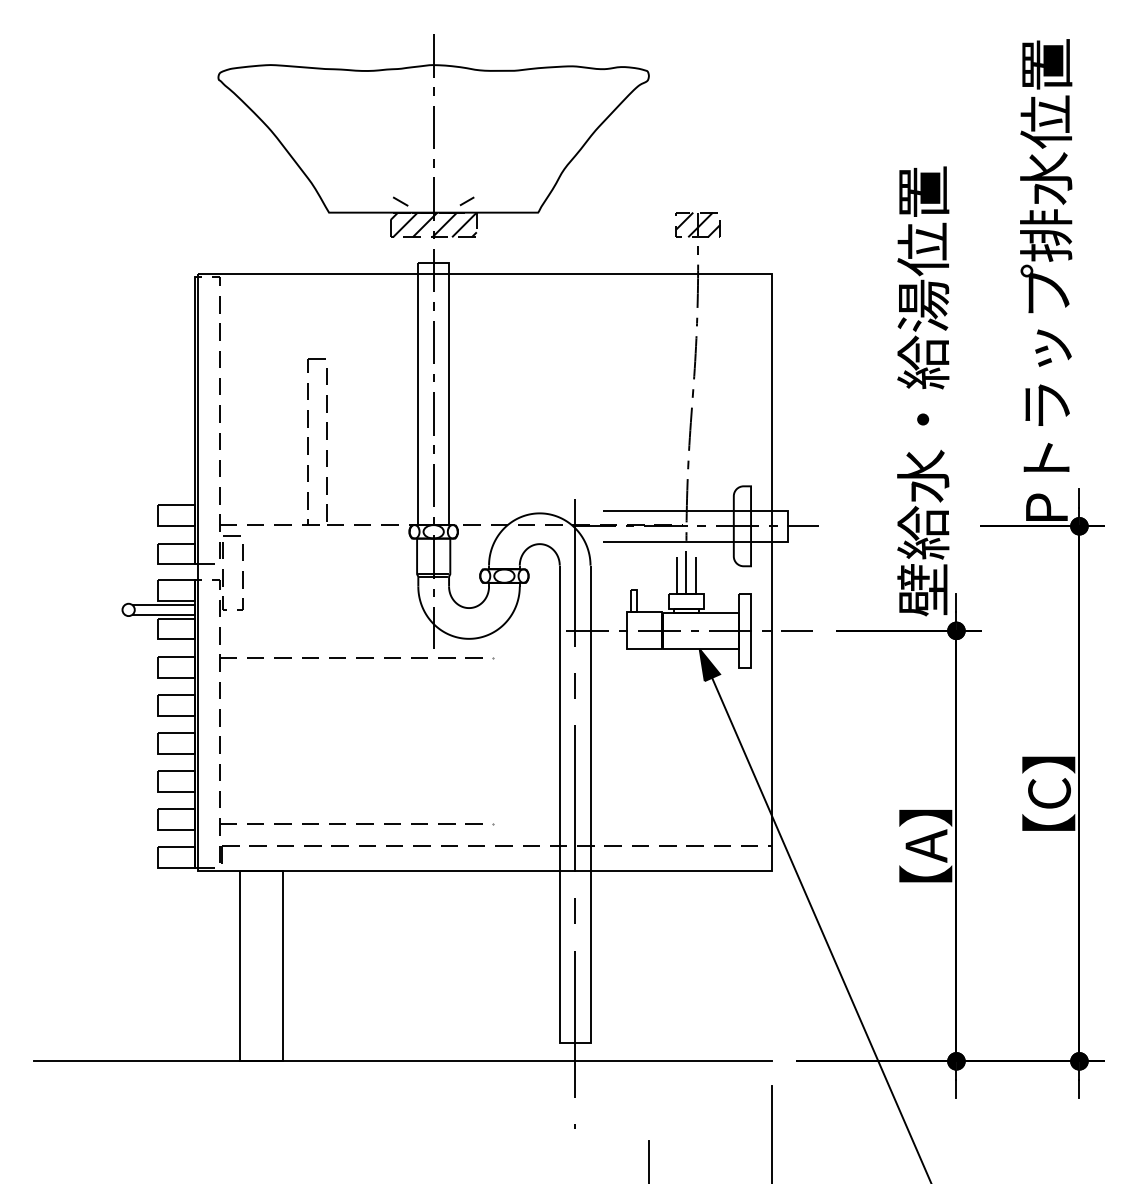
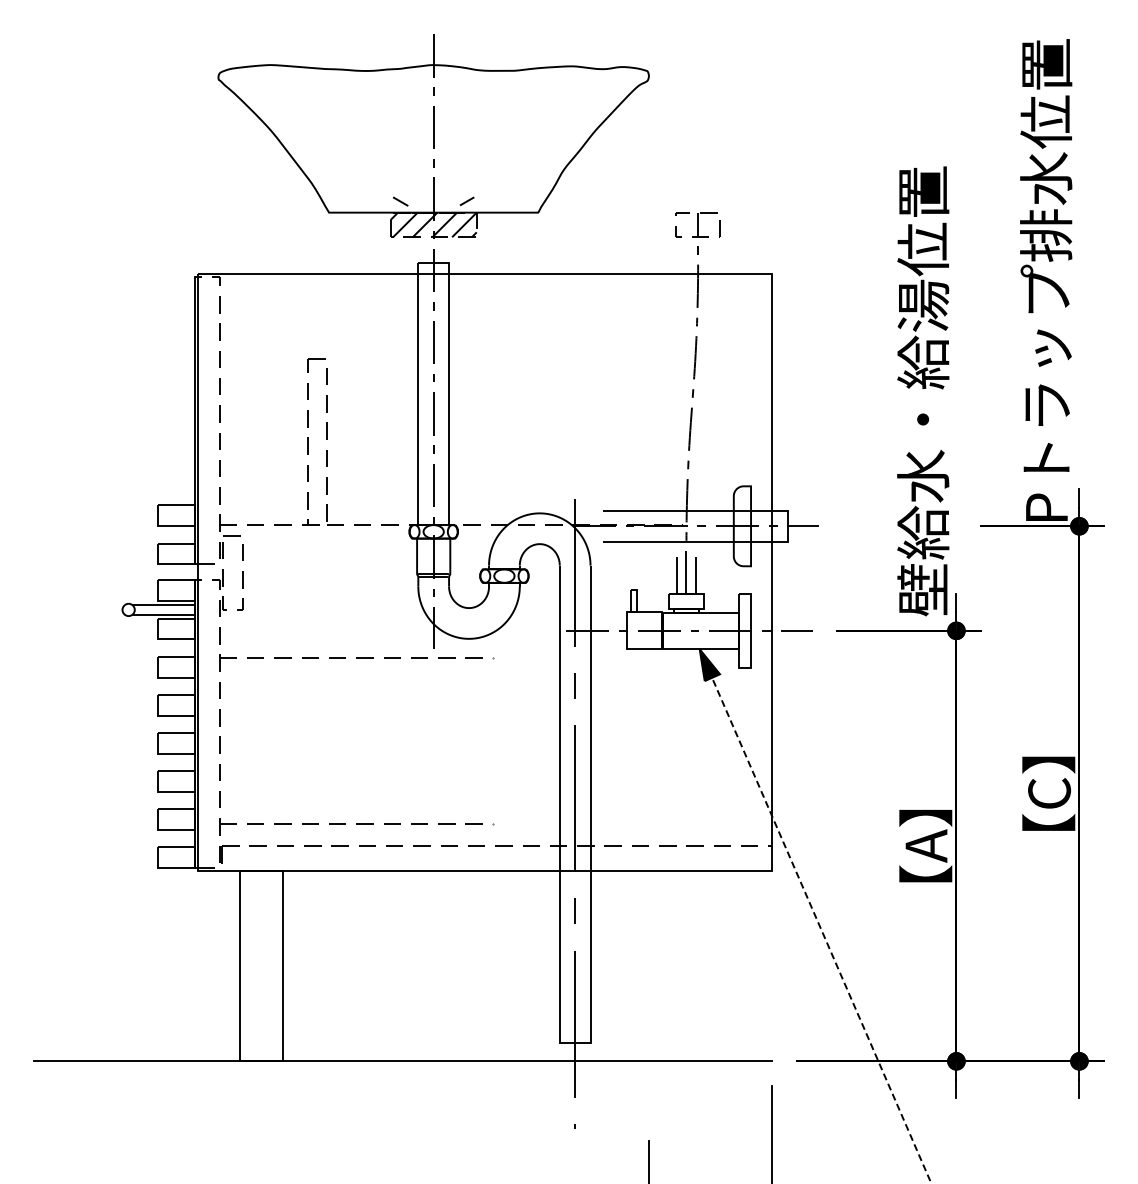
hatch: present -> none (698, 224)
line: solid -> dashed (815, 916)
